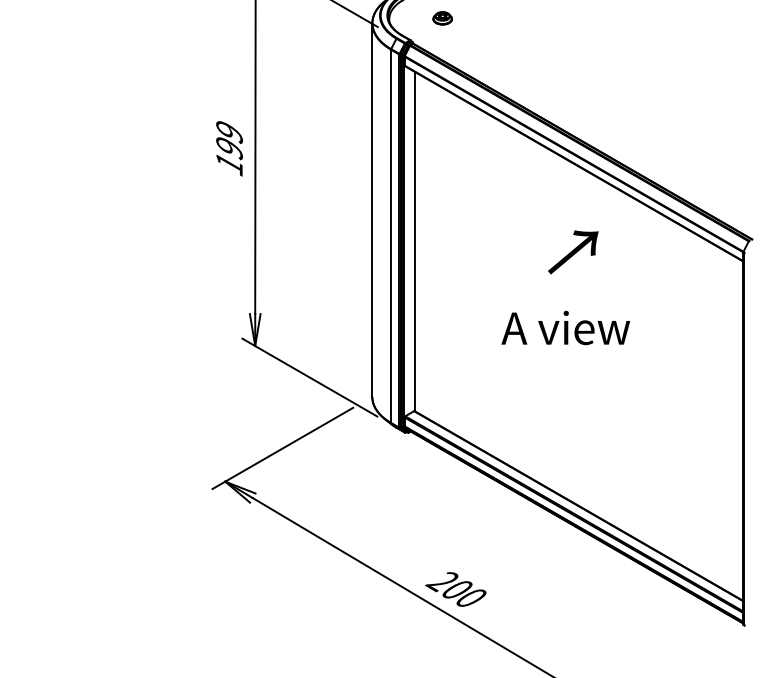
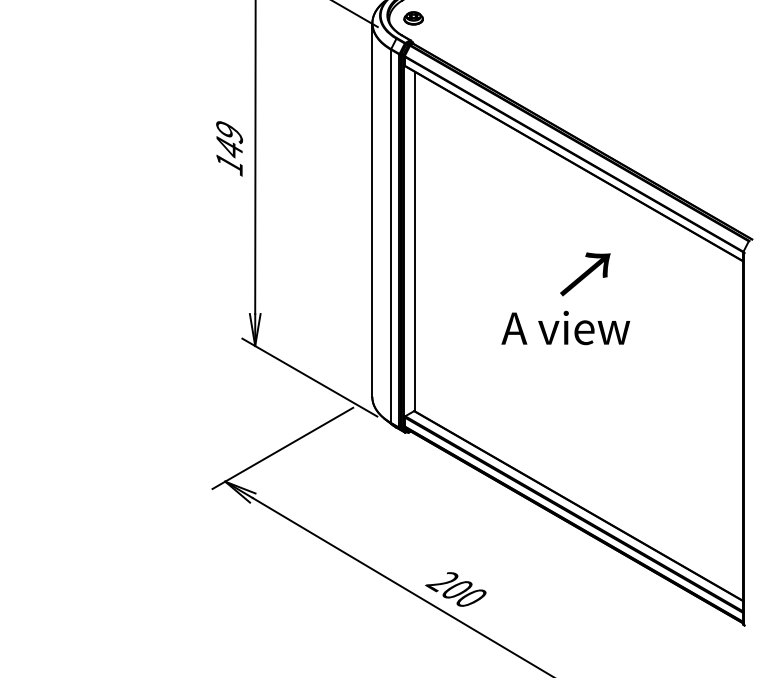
part position: (442, 18) -> (413, 18) (413, 18)
text: 199 -> 149 (229, 148)
text position: (573, 252) -> (585, 274) (585, 274)
